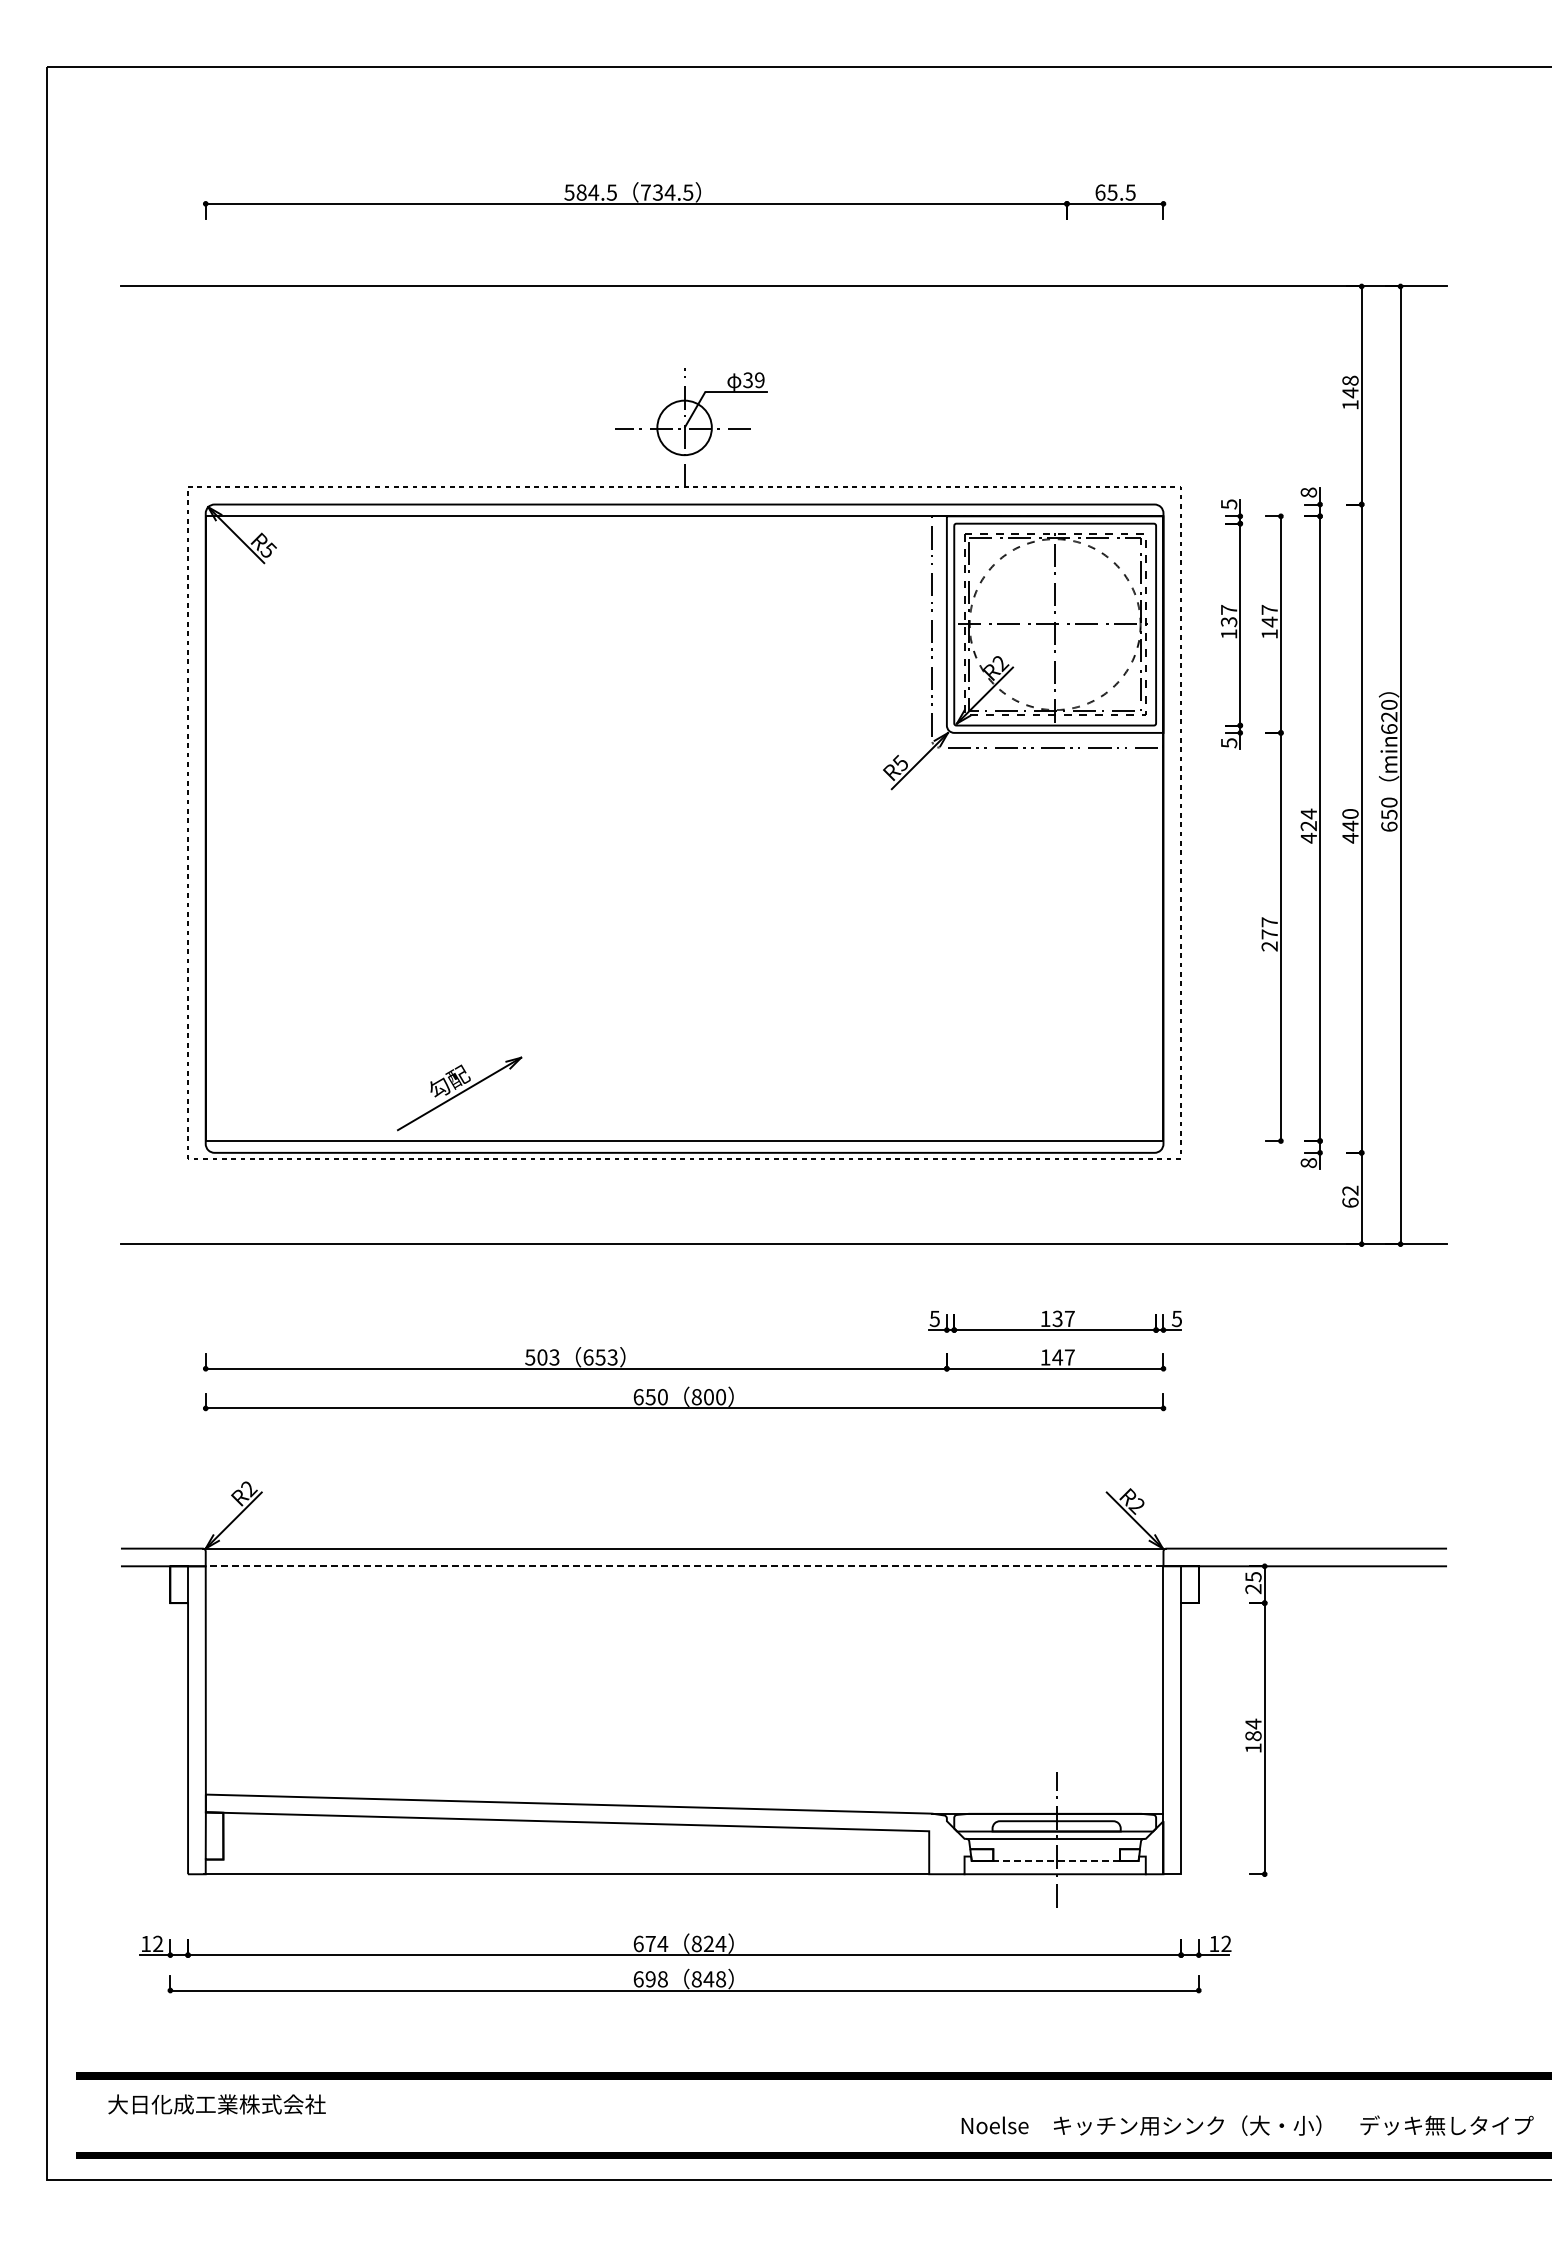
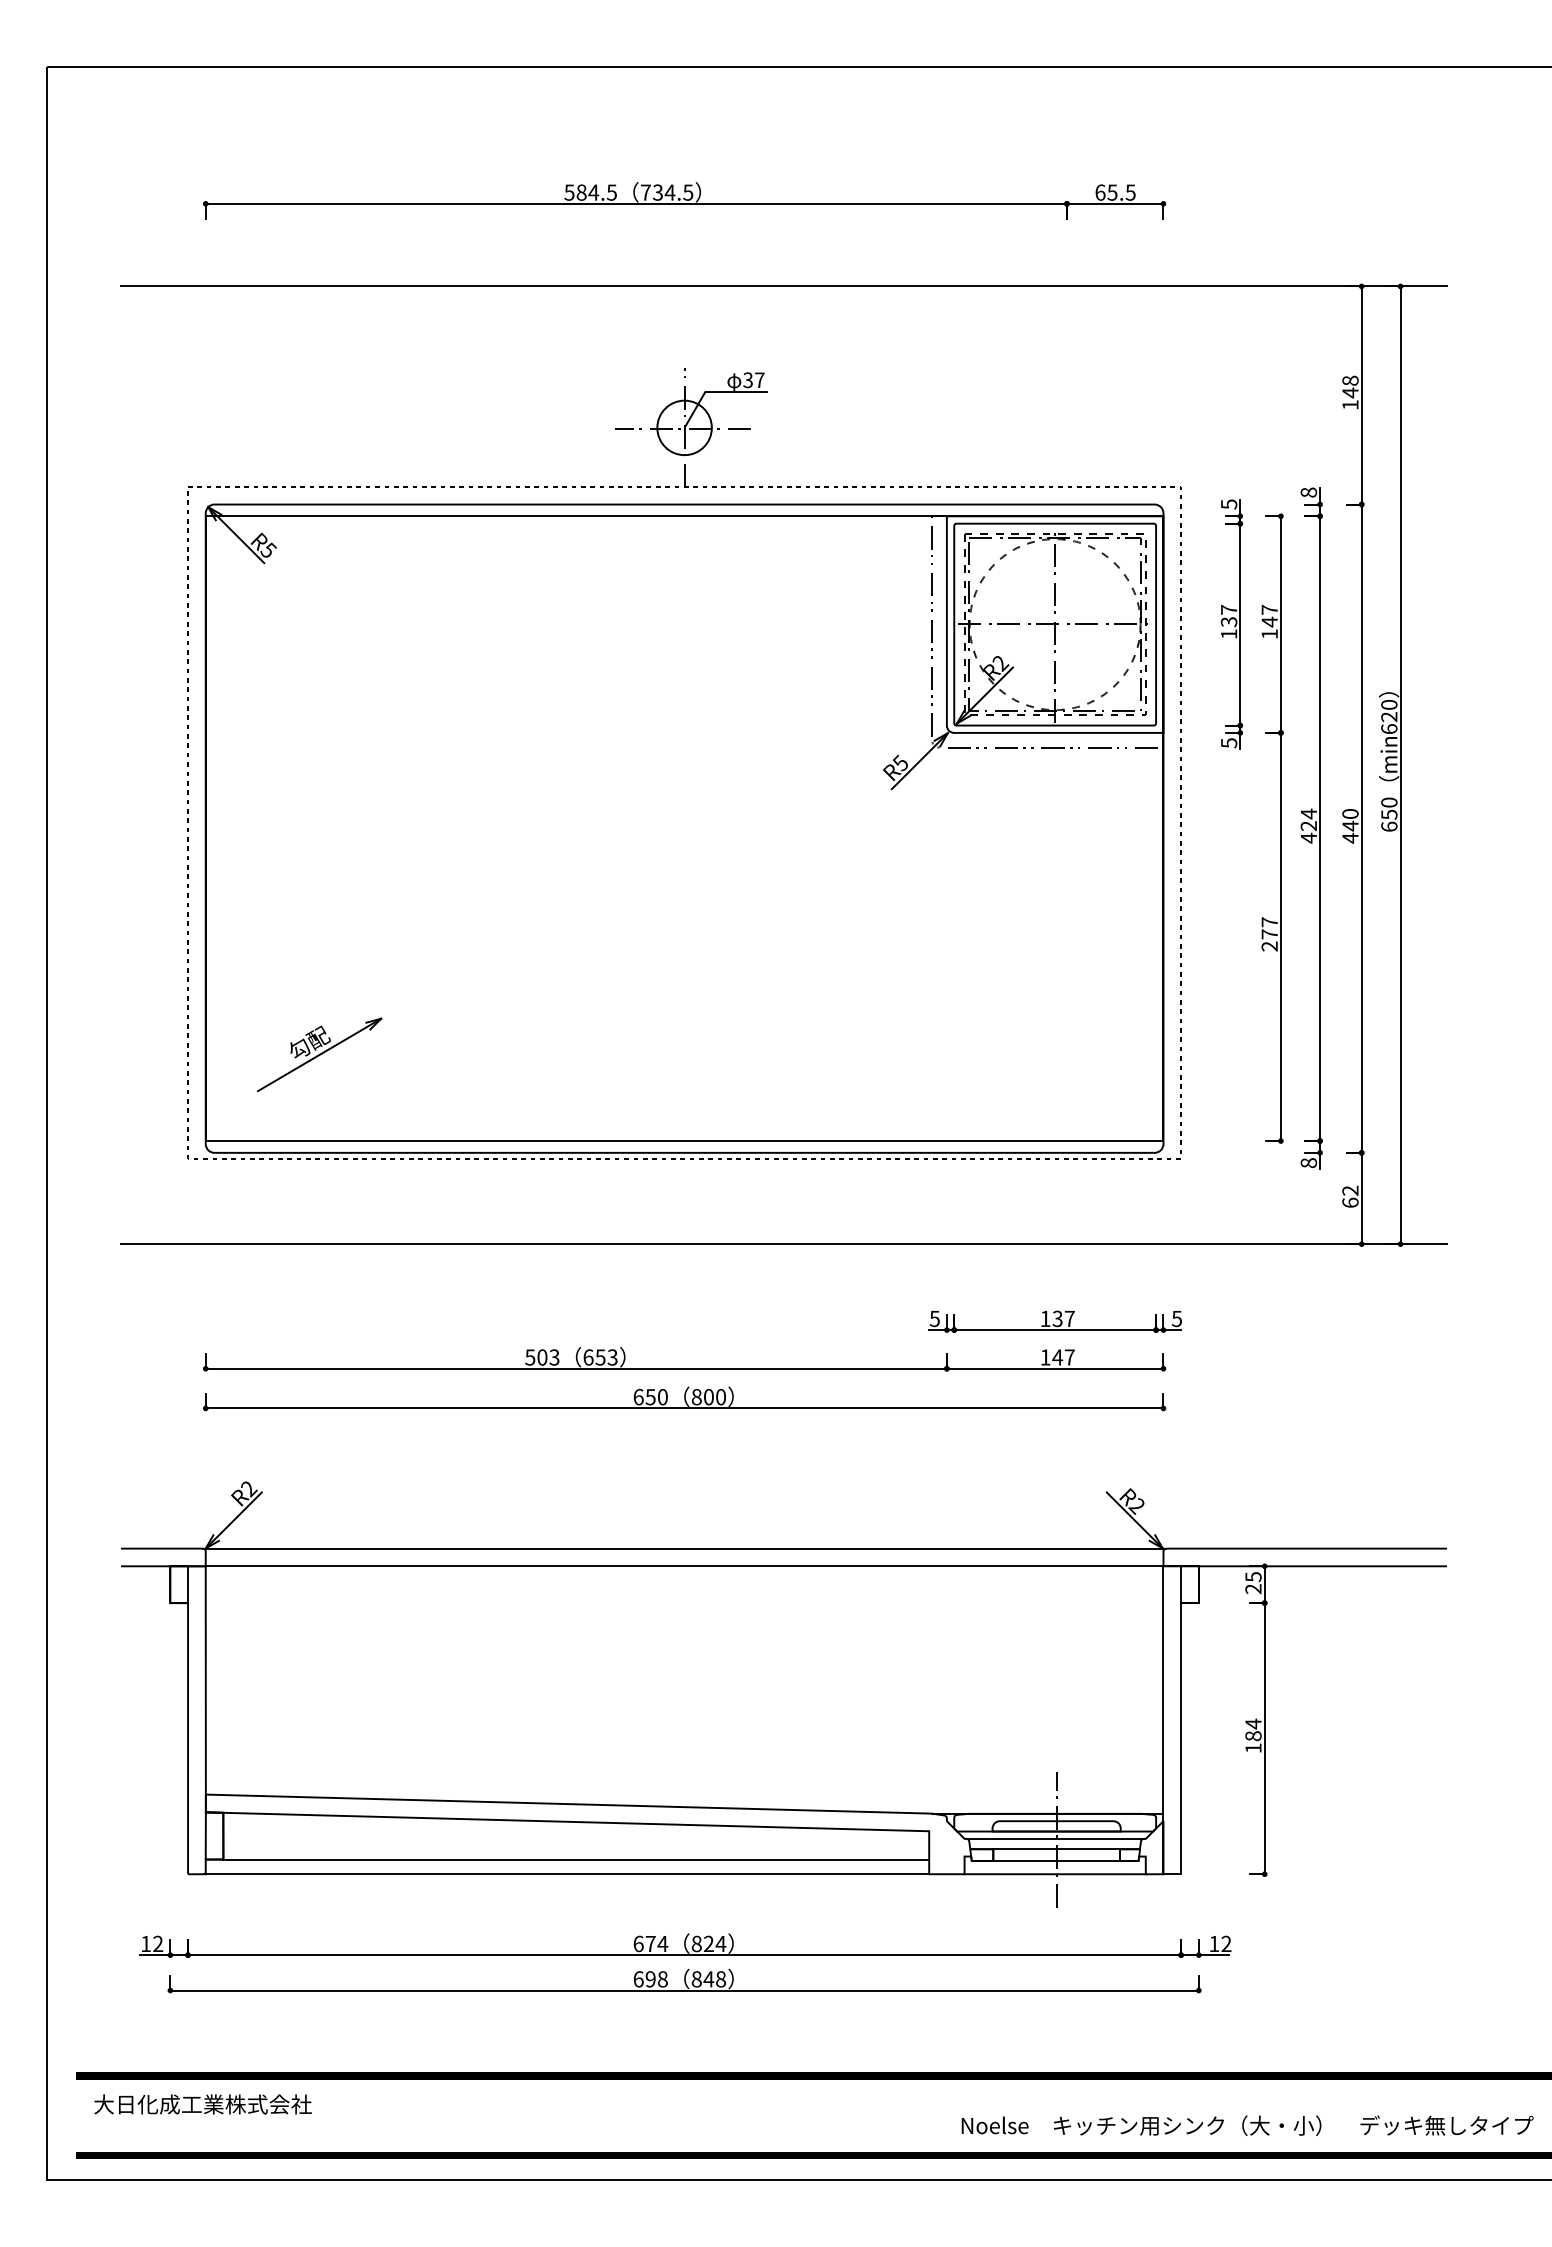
text: 39 -> 37 (759, 380)
part position: (459, 1093) -> (319, 1054) (319, 1054)
line: dashed -> solid (684, 1566)
line: none -> present (1056, 1849)
line: none -> present (575, 1859)
line: dashed -> solid (1056, 1861)
text position: (216, 2104) -> (202, 2104) (202, 2104)
